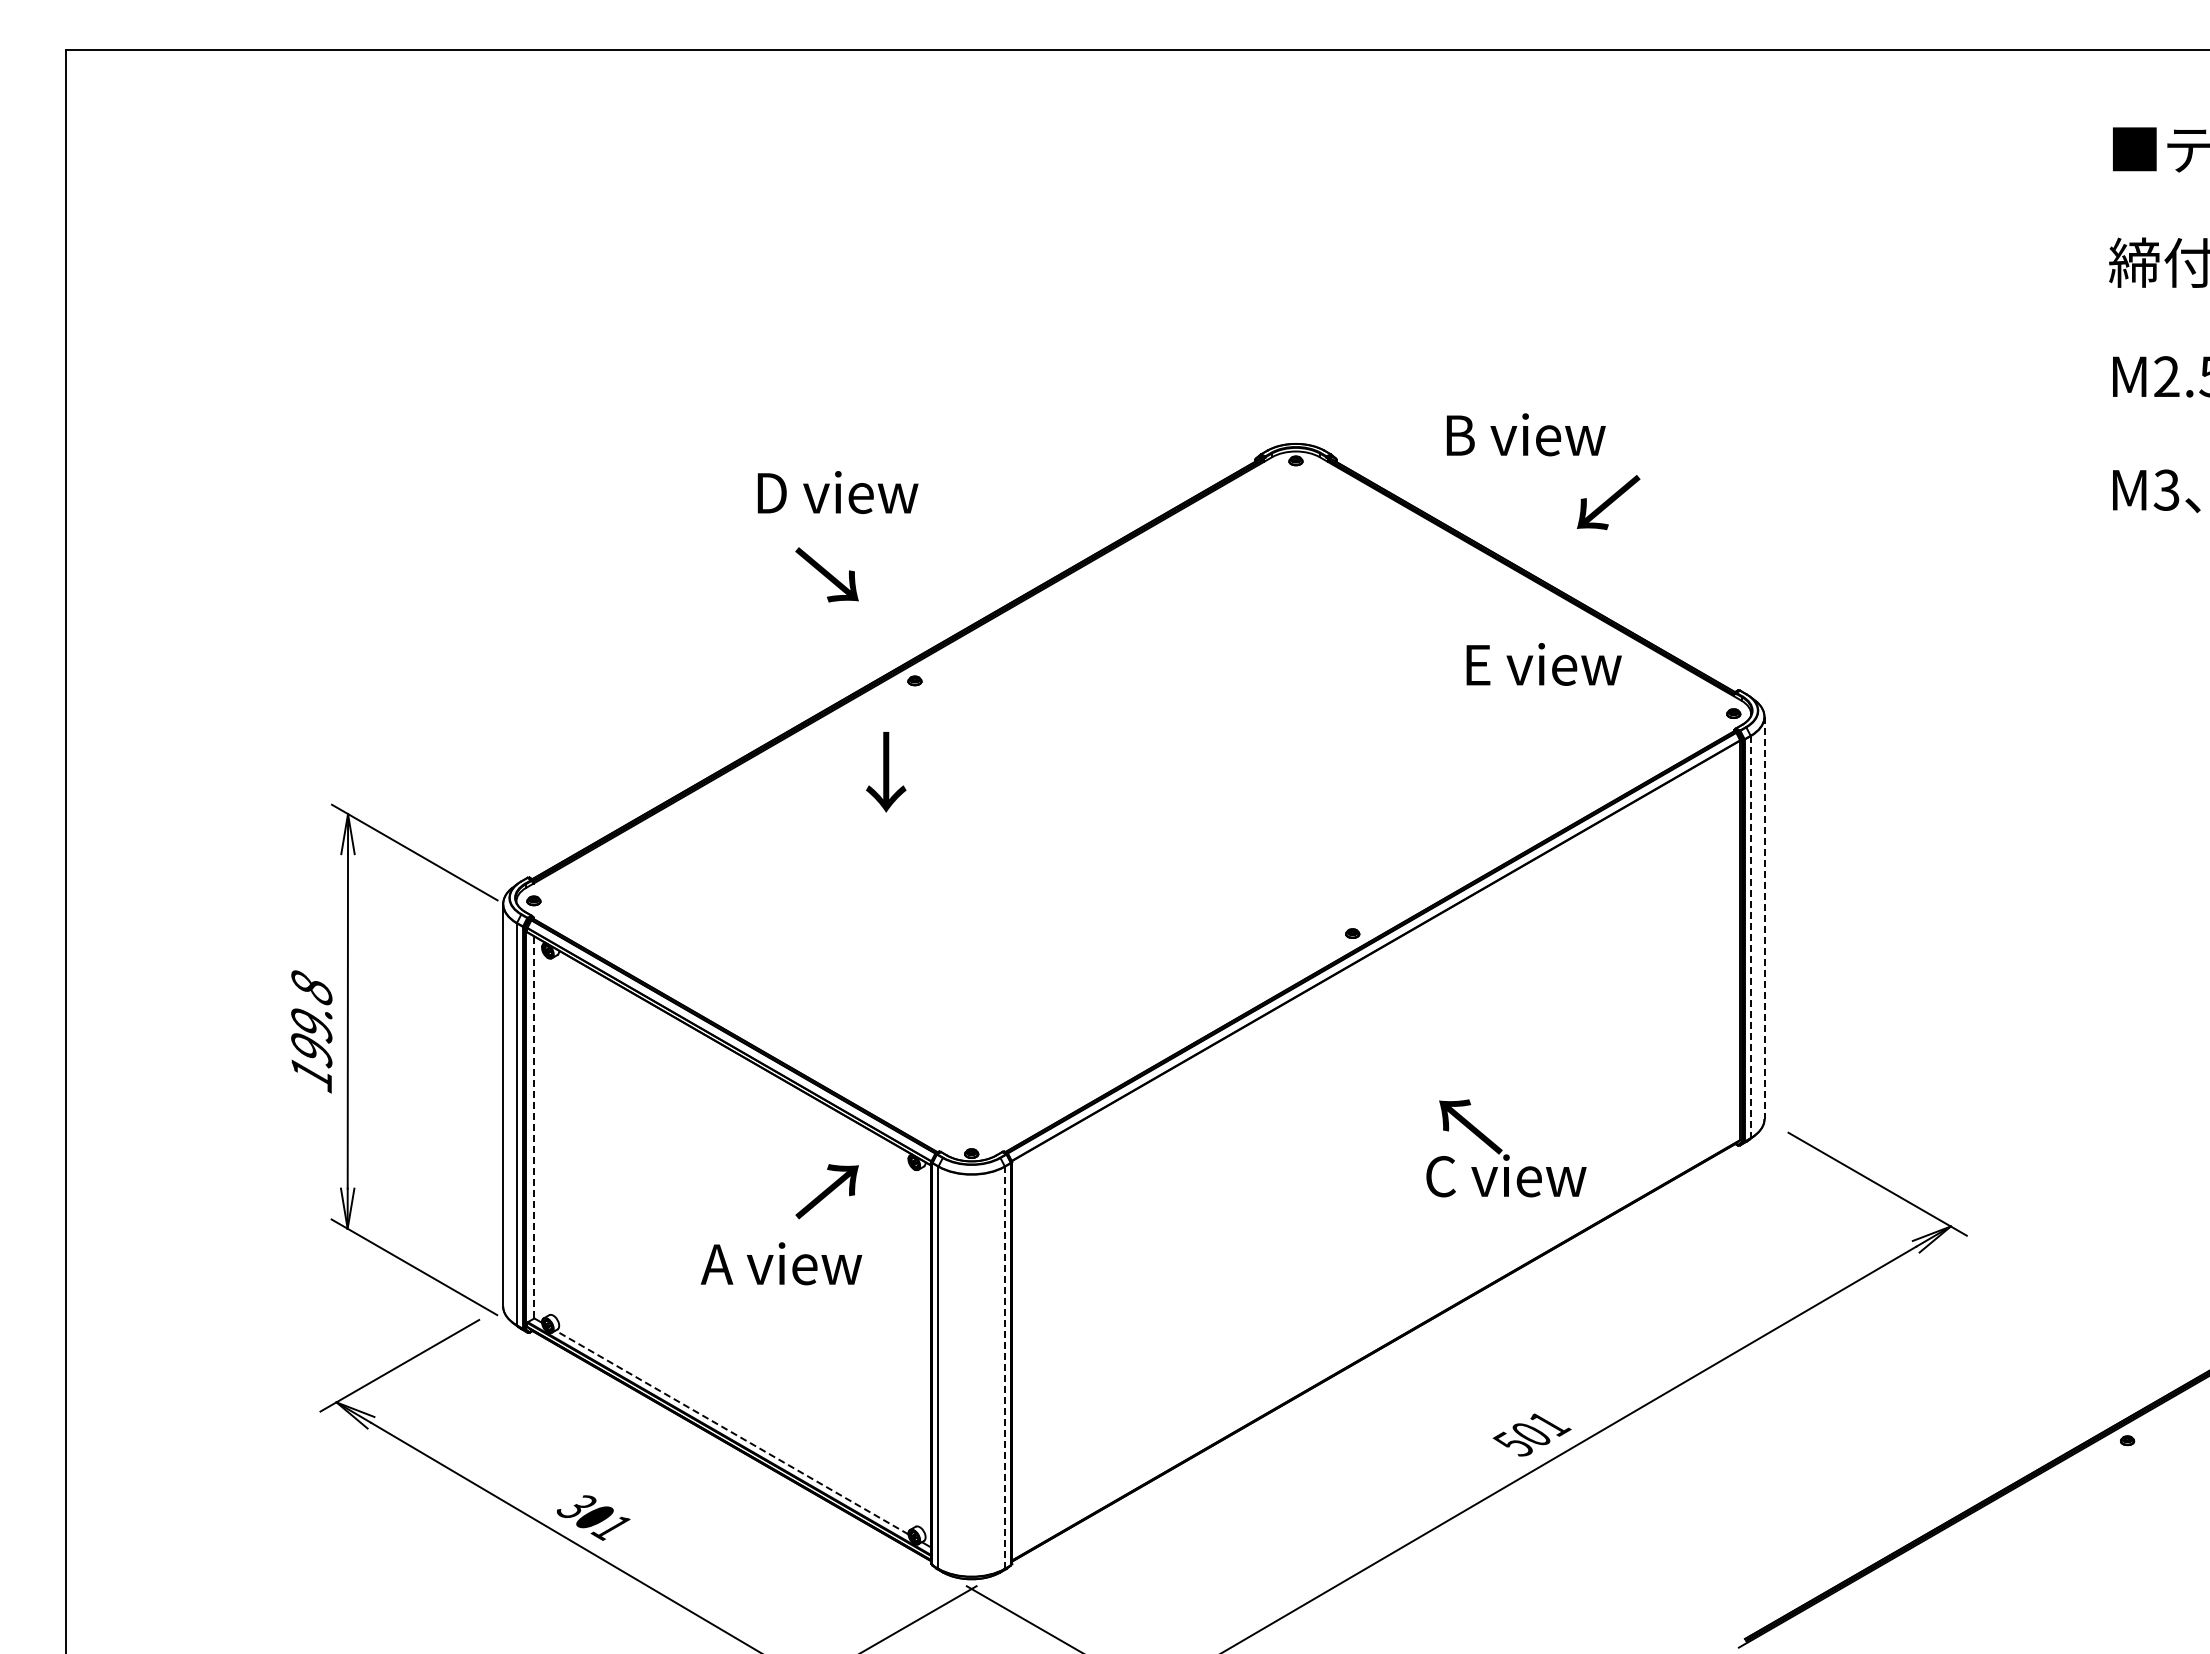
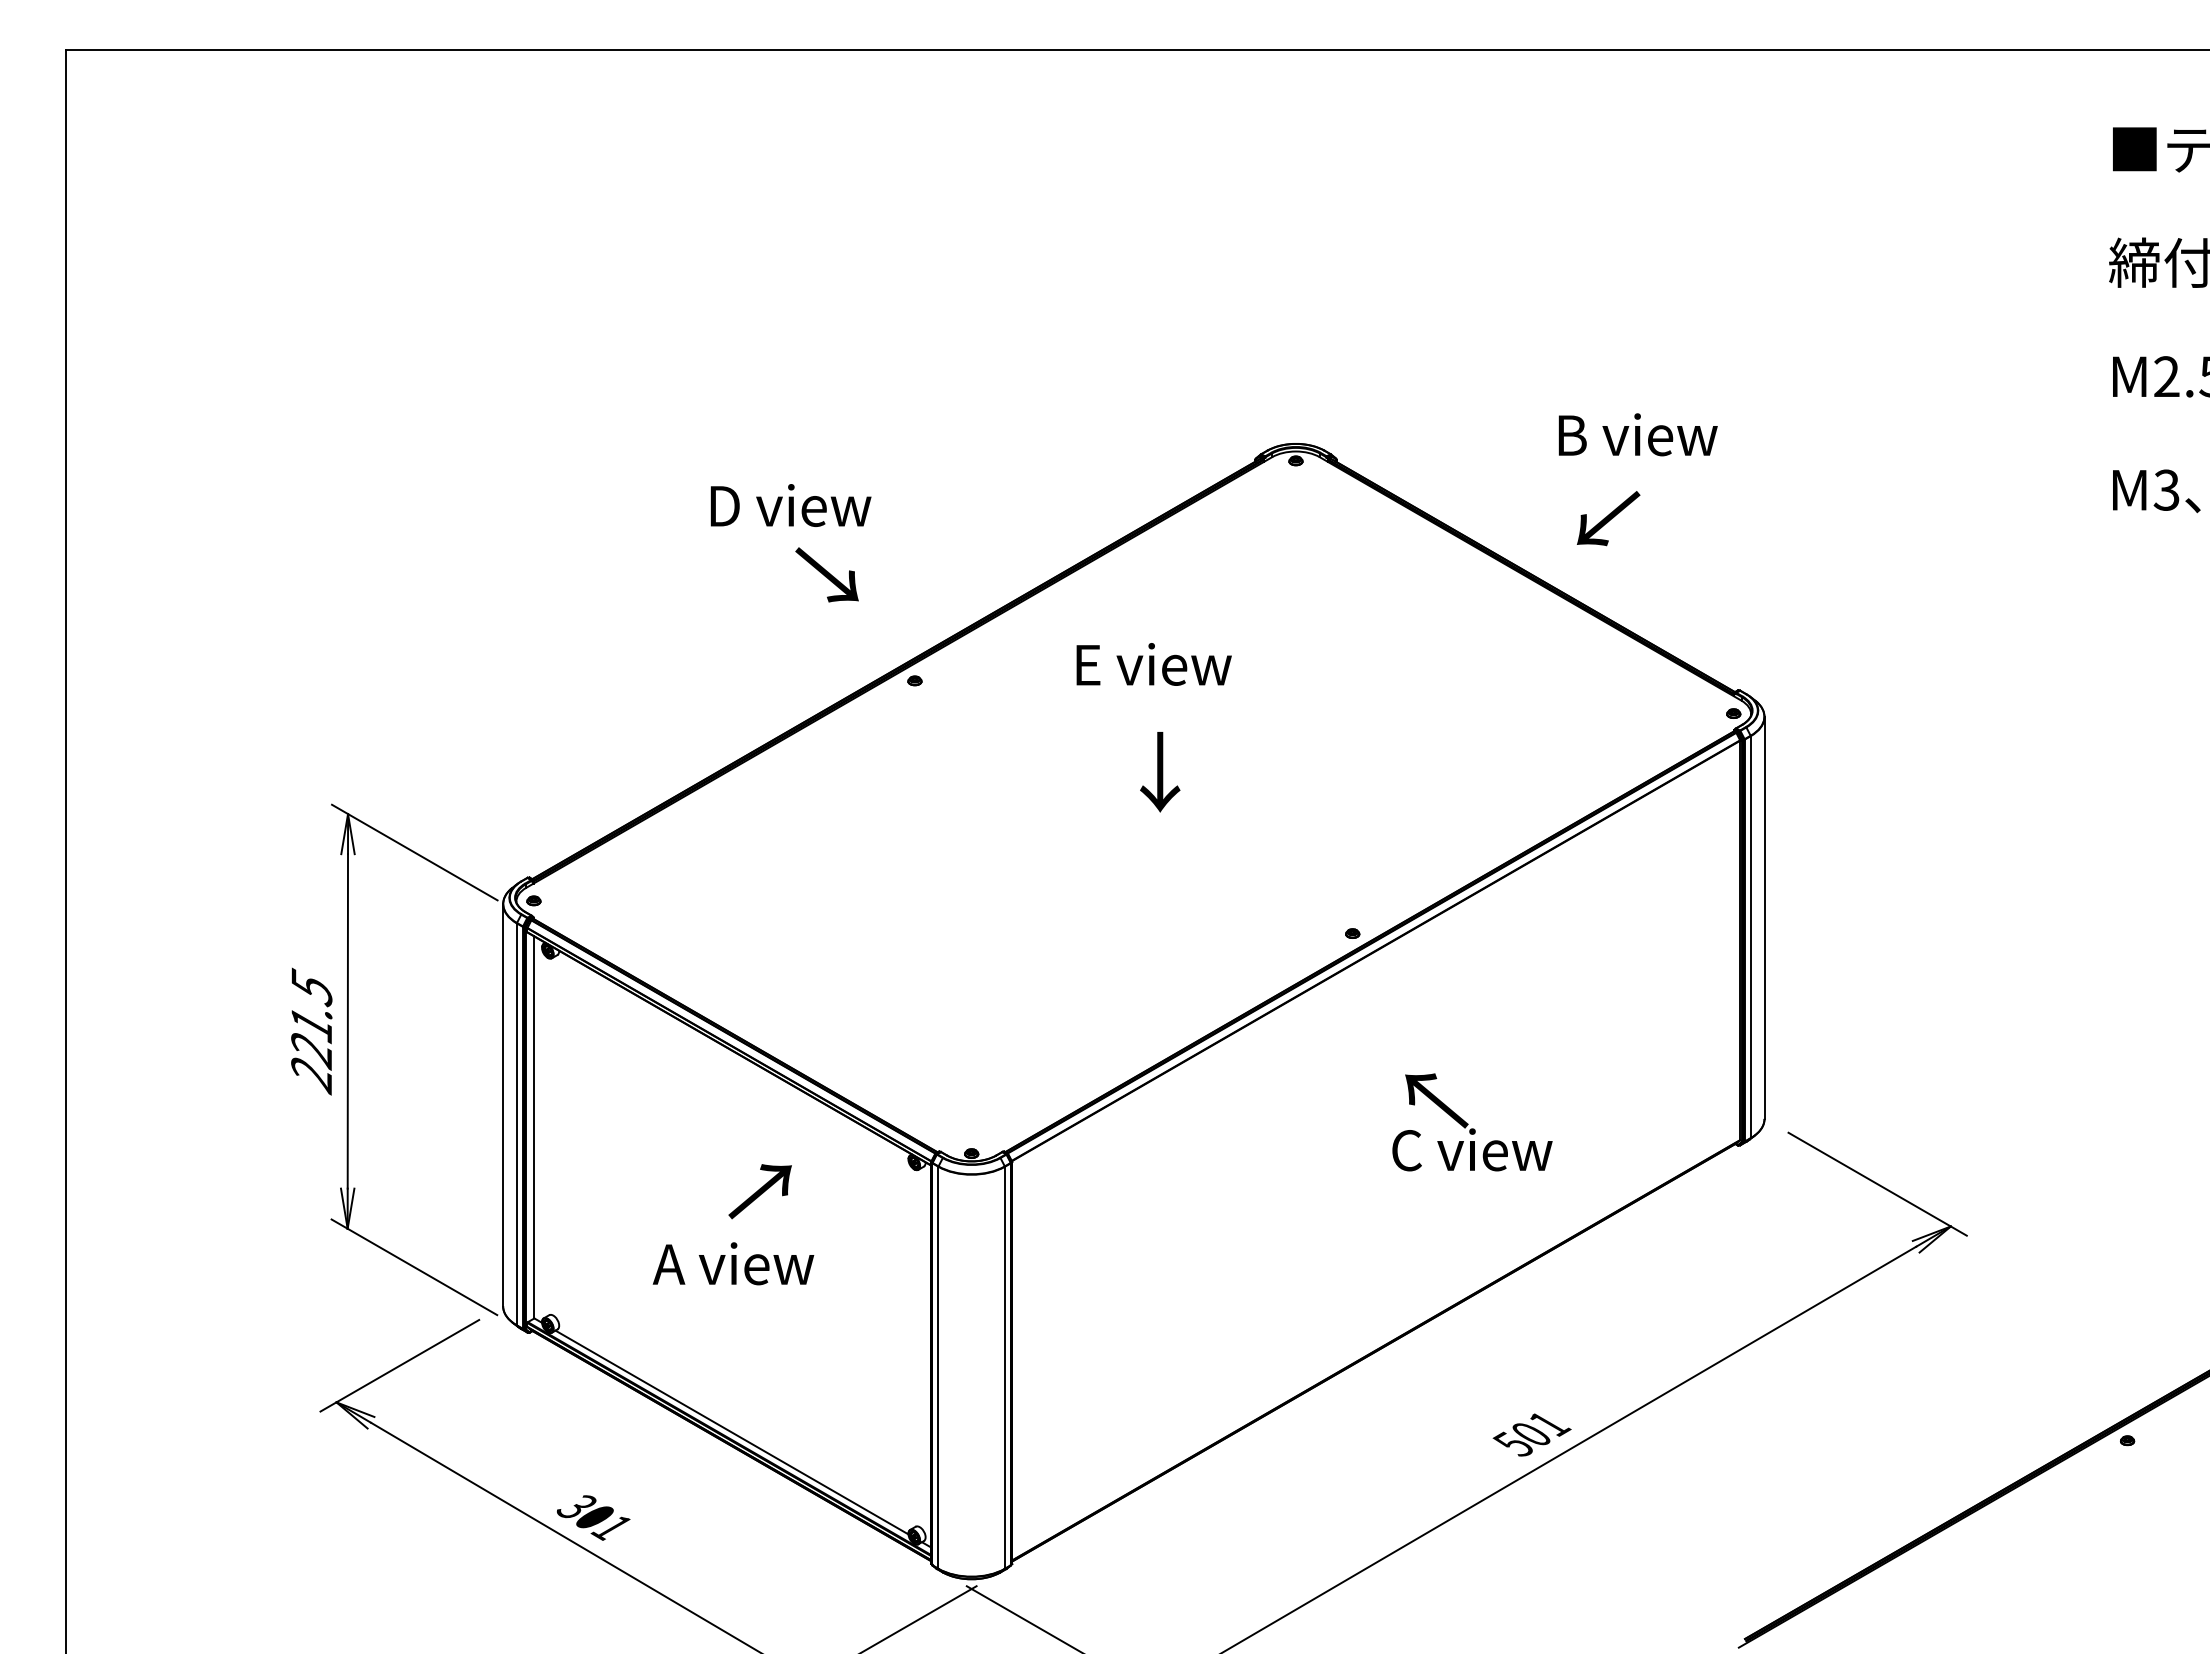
text position: (1525, 434) -> (1637, 434) (1637, 434)
text position: (837, 492) -> (790, 505) (790, 505)
text position: (1608, 502) -> (1608, 518) (1608, 518)
text position: (1543, 664) -> (1153, 664) (1153, 664)
text position: (886, 772) -> (1160, 772) (1160, 772)
line: dashed -> solid (1764, 917)
line: dashed -> solid (1750, 937)
text: 199.8 -> 221.5 (311, 1031)
line: dashed -> solid (534, 1127)
text position: (1506, 1148) -> (1472, 1122) (1472, 1122)
text position: (826, 1191) -> (759, 1191) (759, 1191)
text position: (781, 1263) -> (733, 1263) (733, 1263)
line: dashed -> solid (1004, 1367)
line: dashed -> solid (732, 1432)
